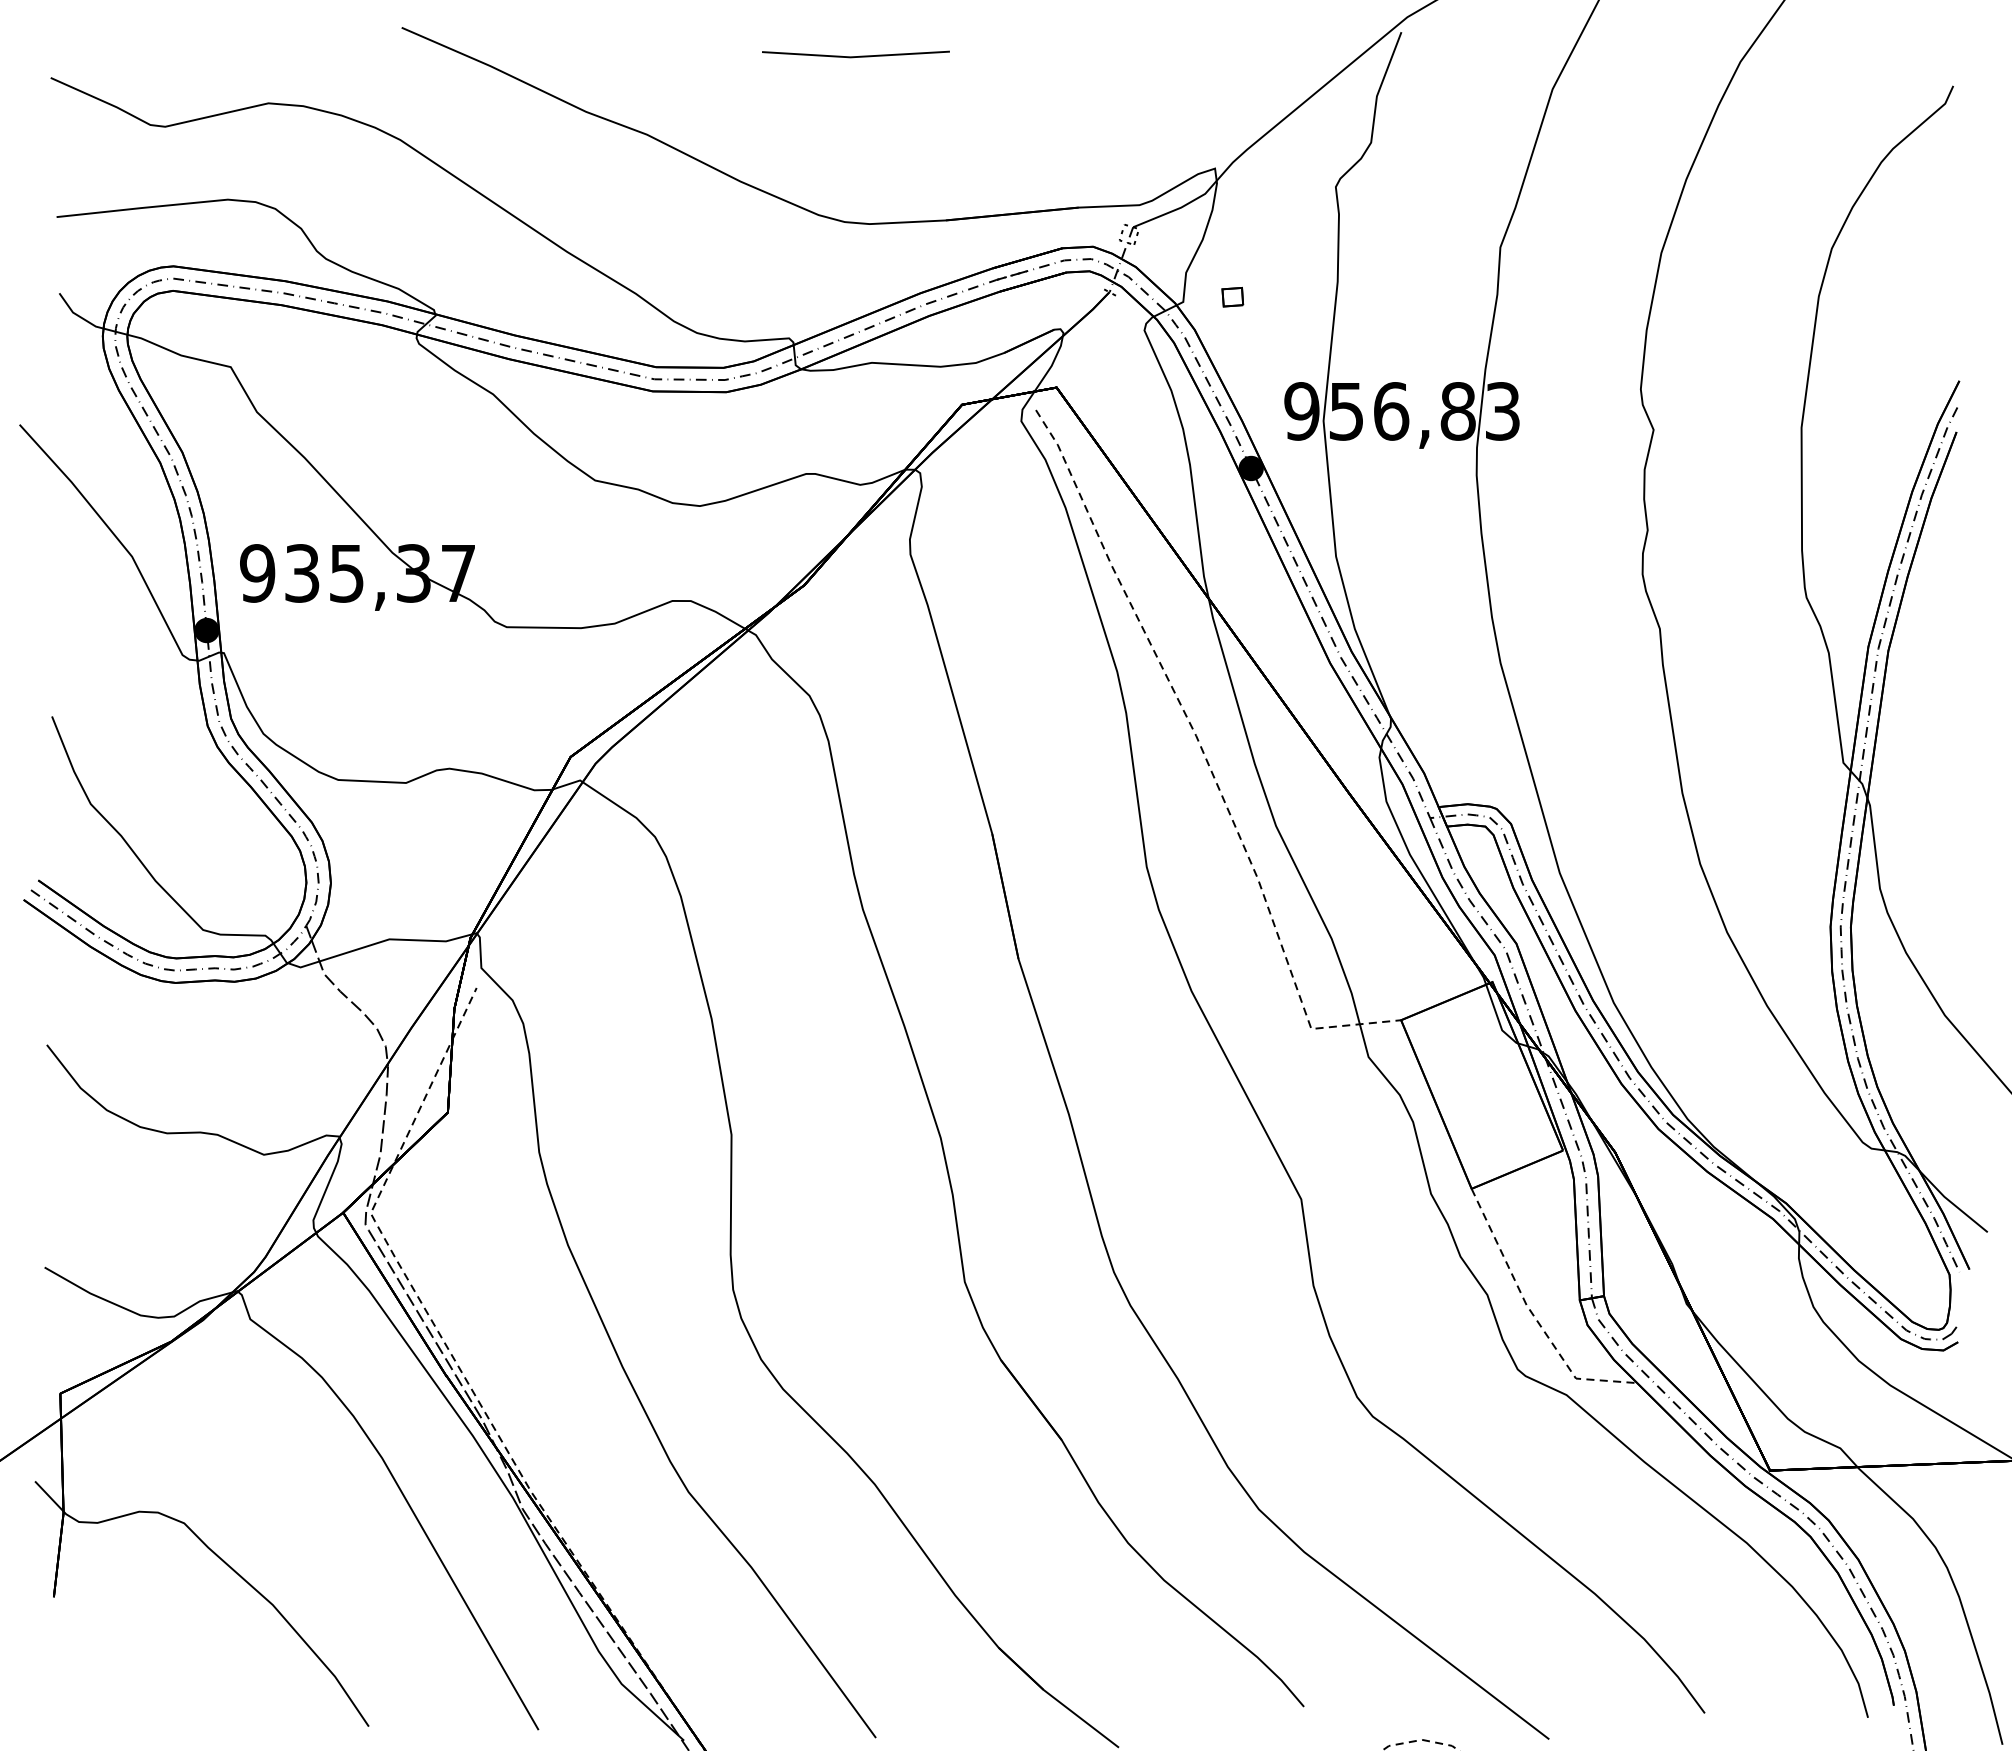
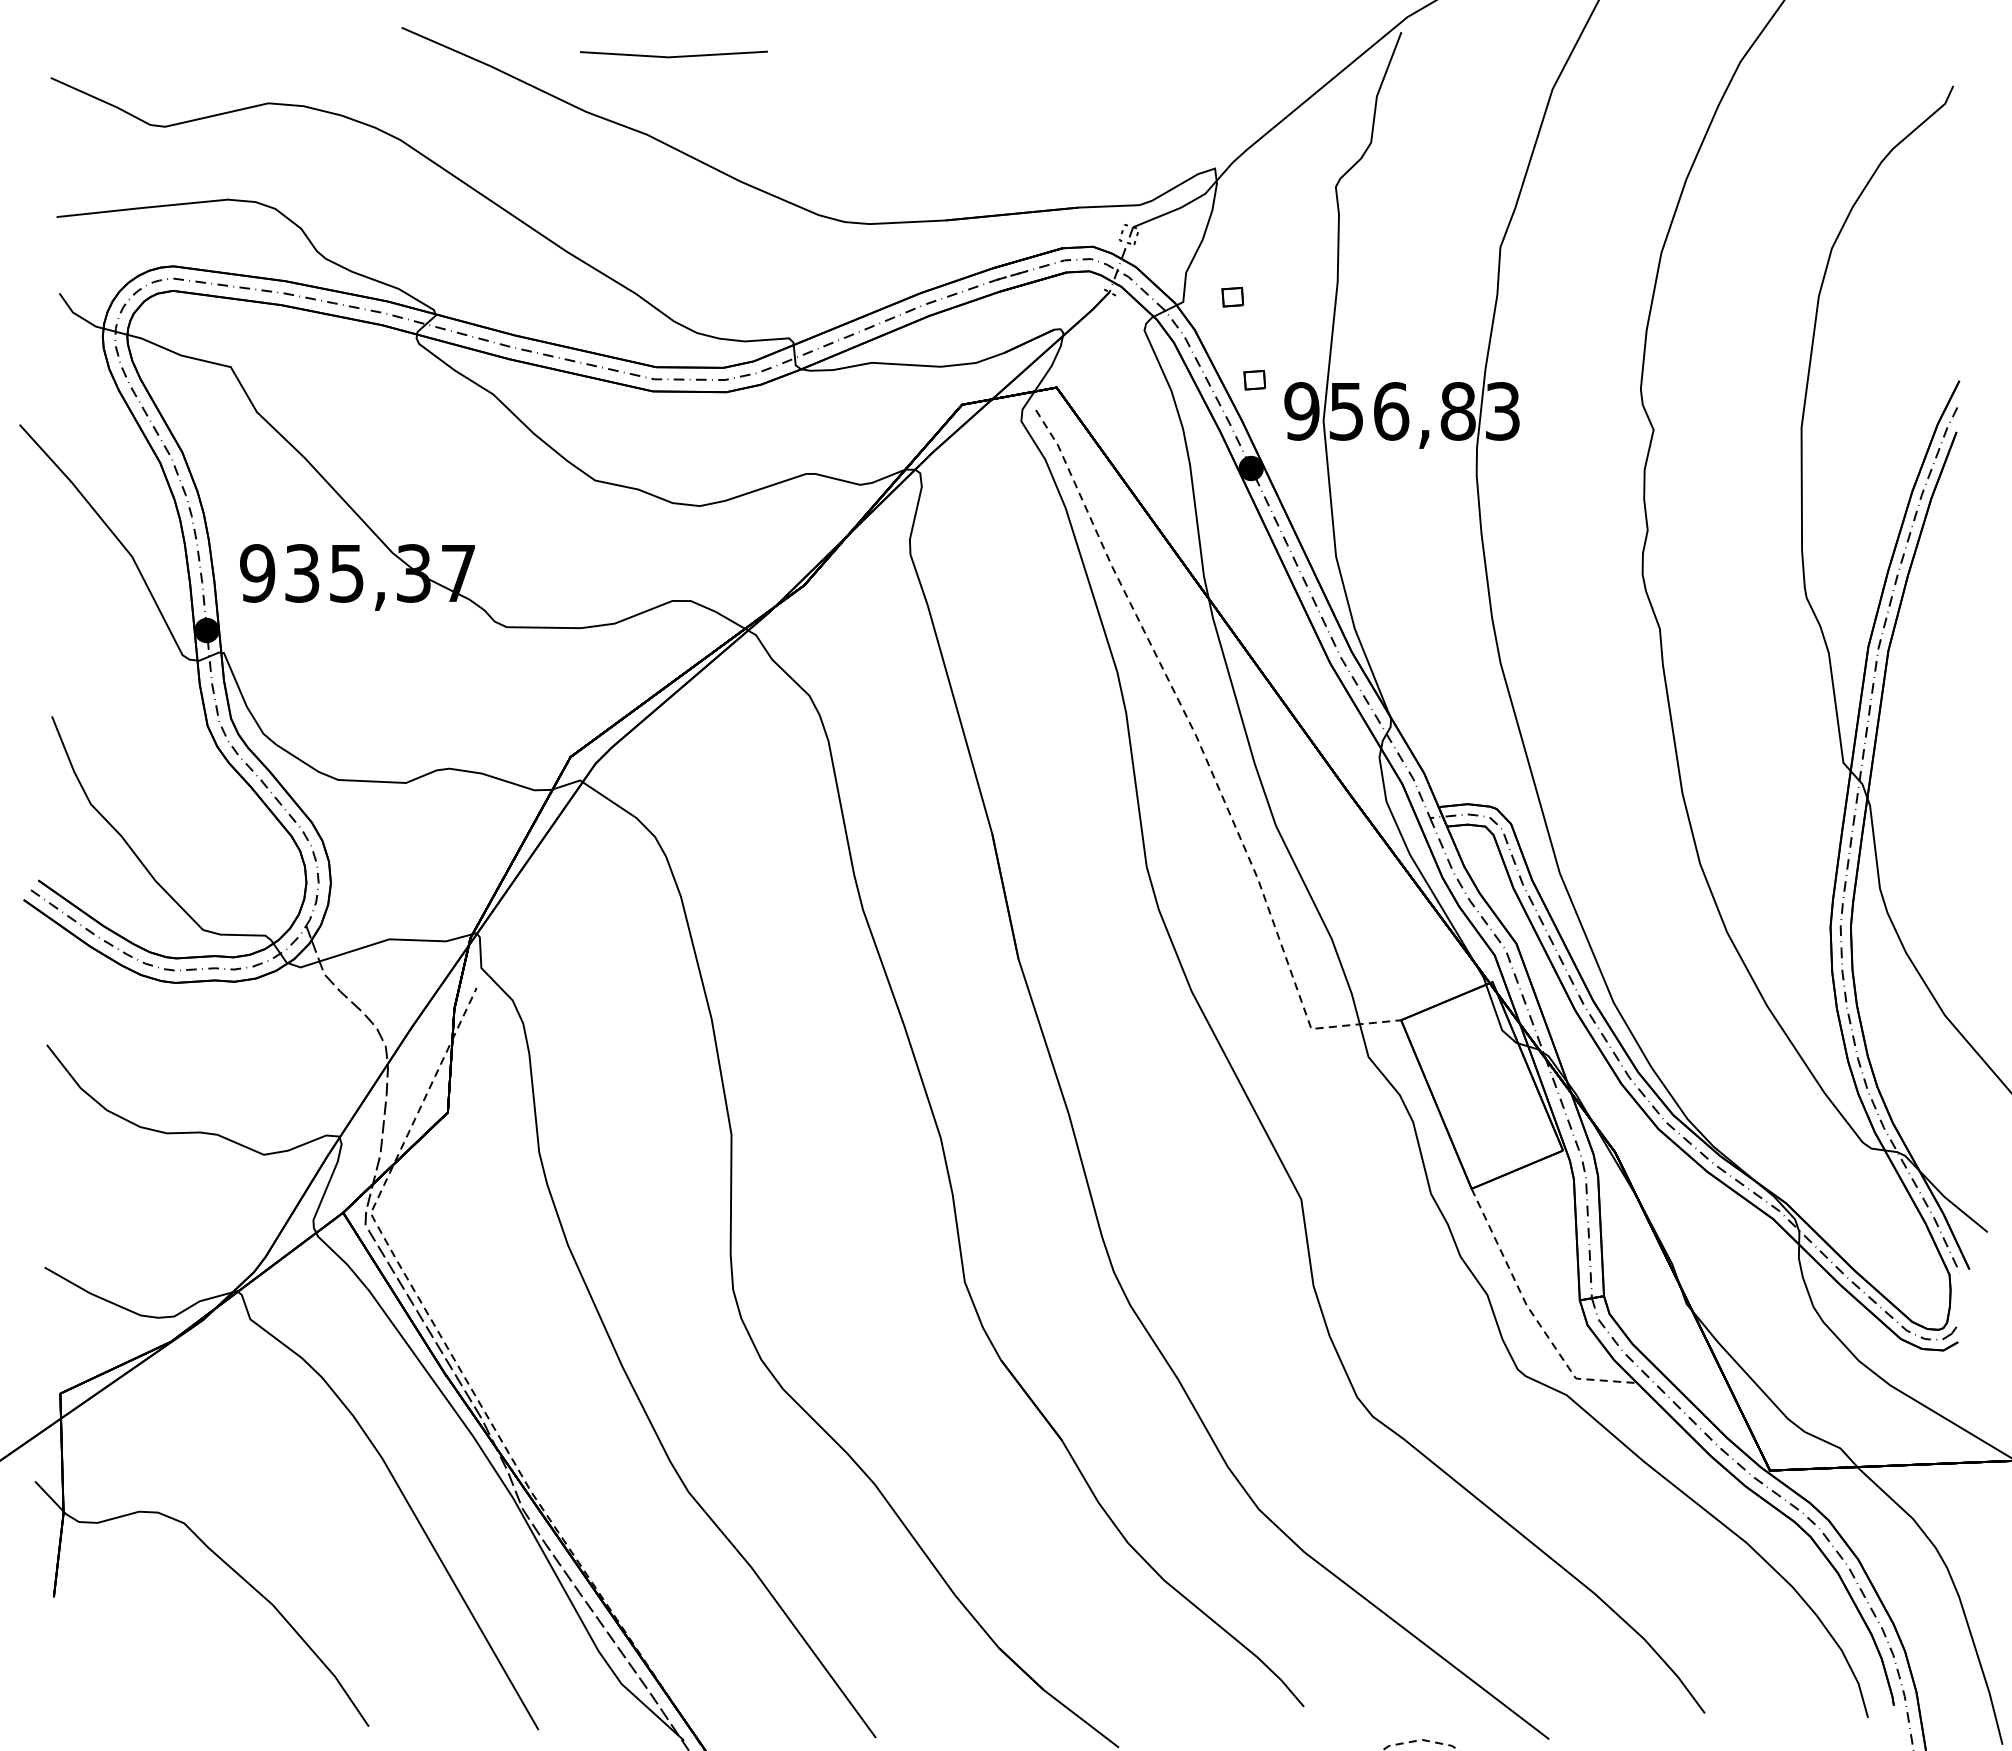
line position: (855, 56) -> (673, 56) (673, 56)
part: none -> present (1254, 380)
